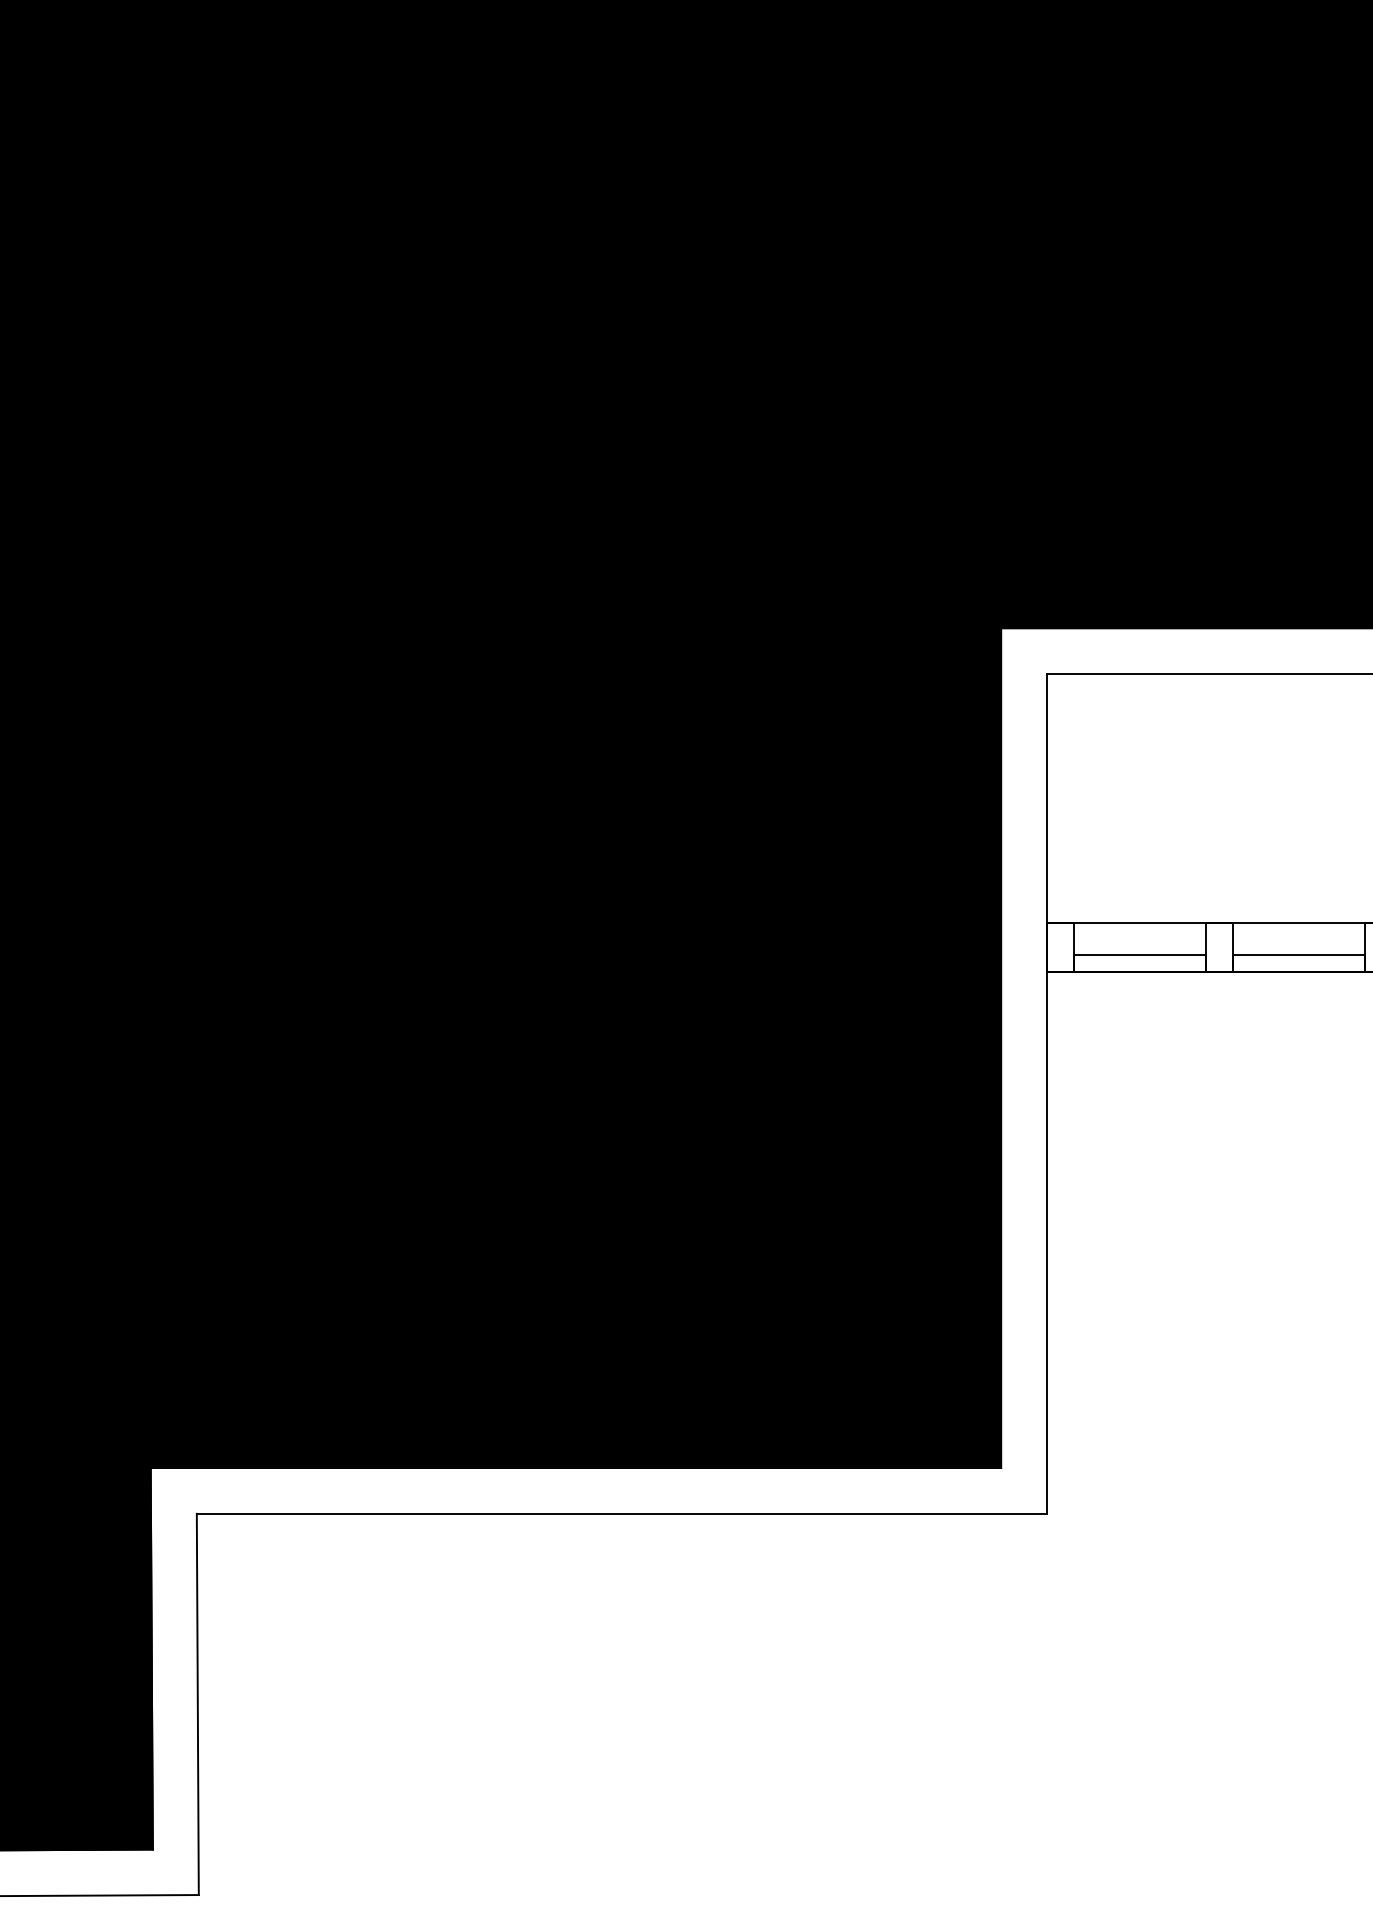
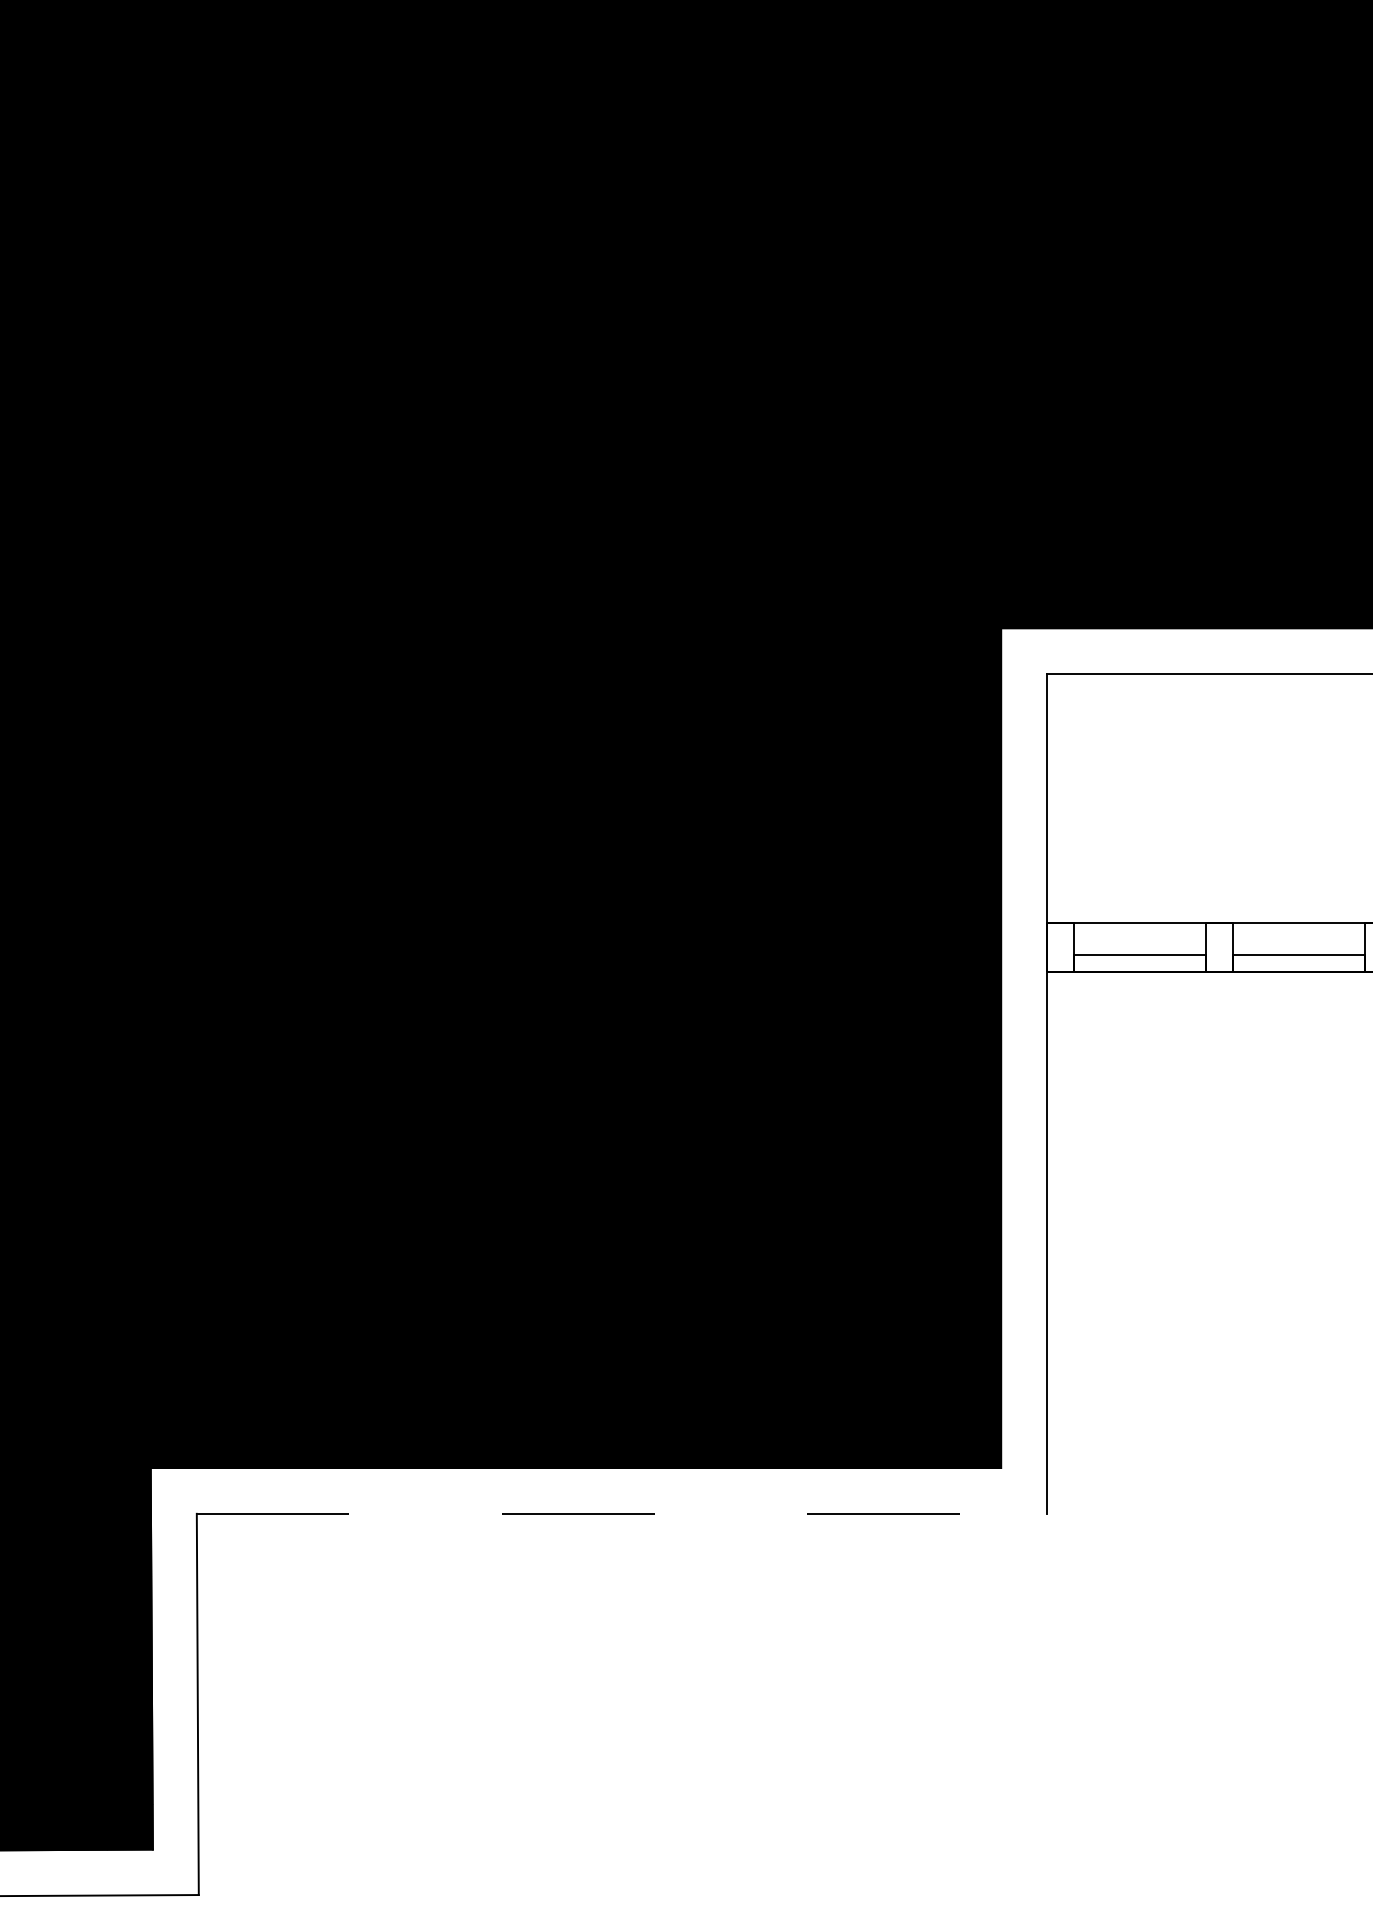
line: solid -> dashed (622, 1513)
